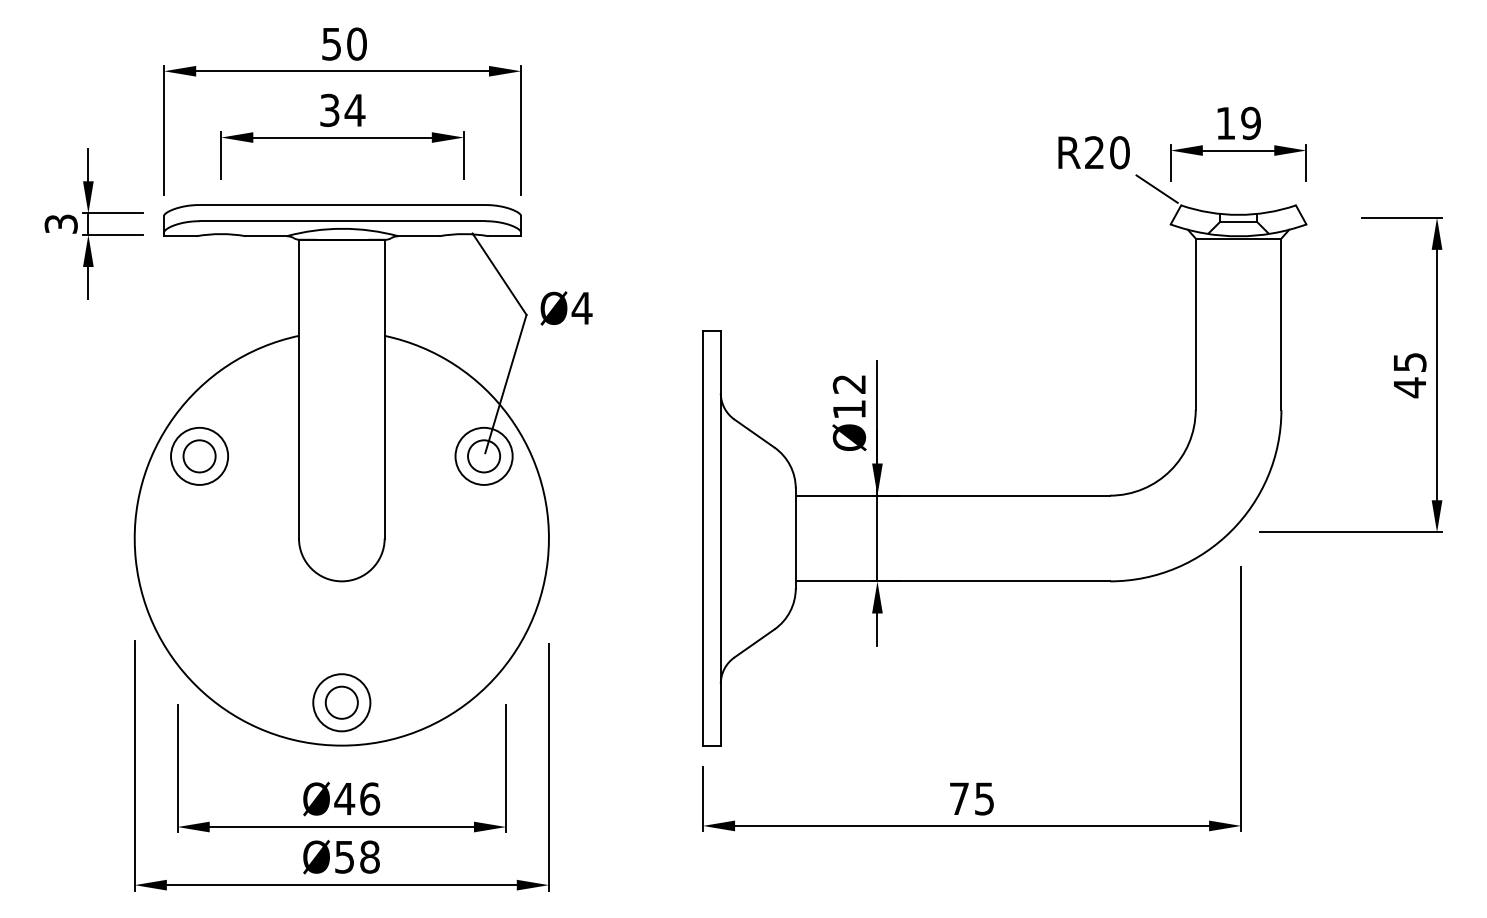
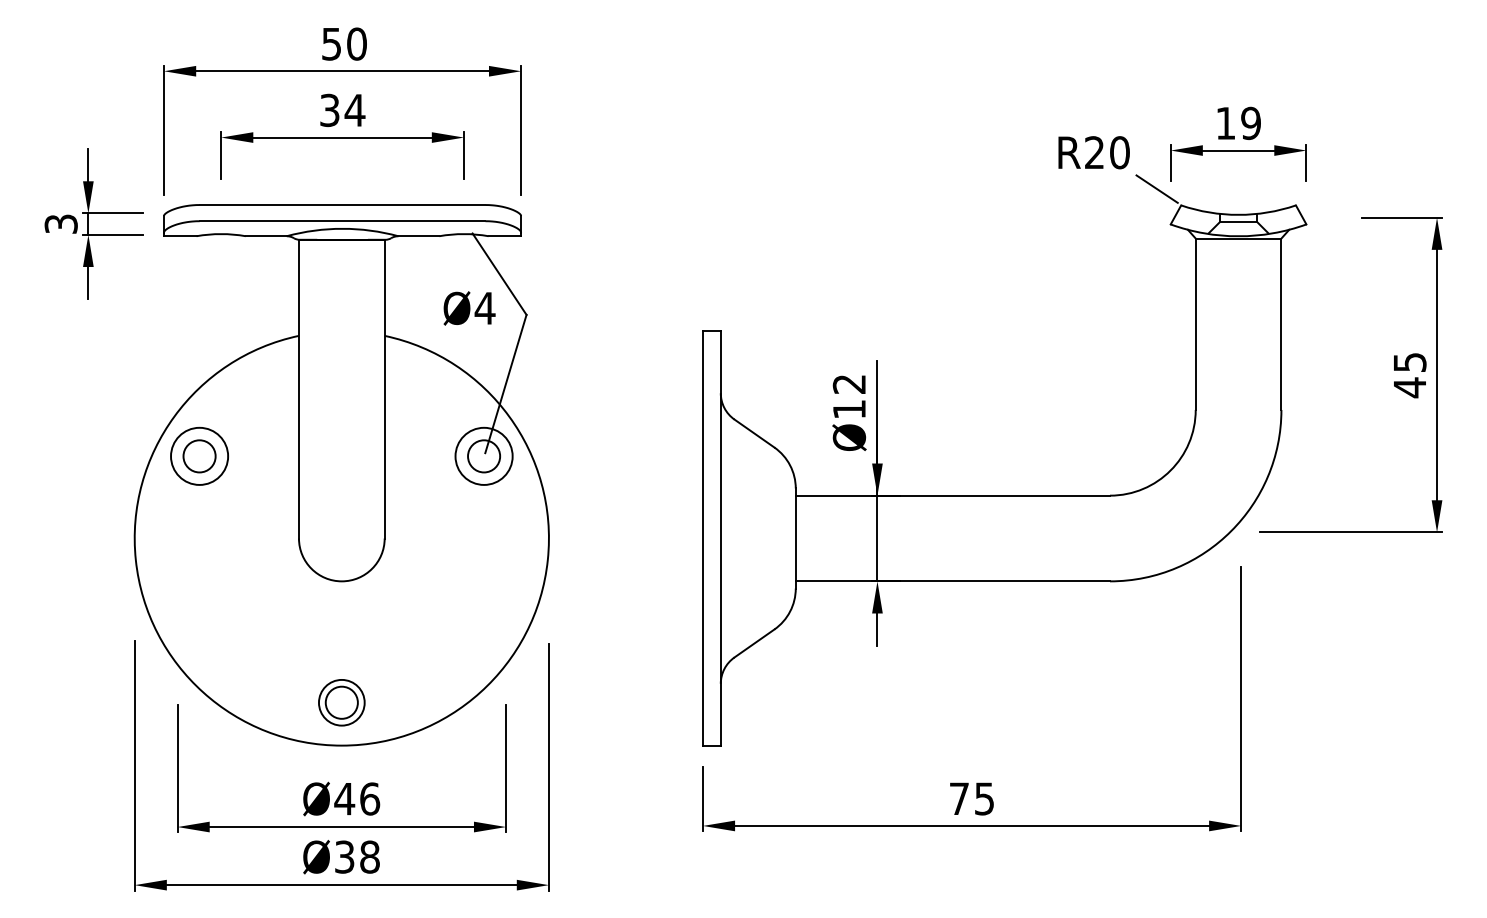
text position: (566, 308) -> (469, 308) (469, 308)
circle diameter: 57 px -> 46 px (341, 702)
text: Ø58 -> Ø38 (344, 856)
